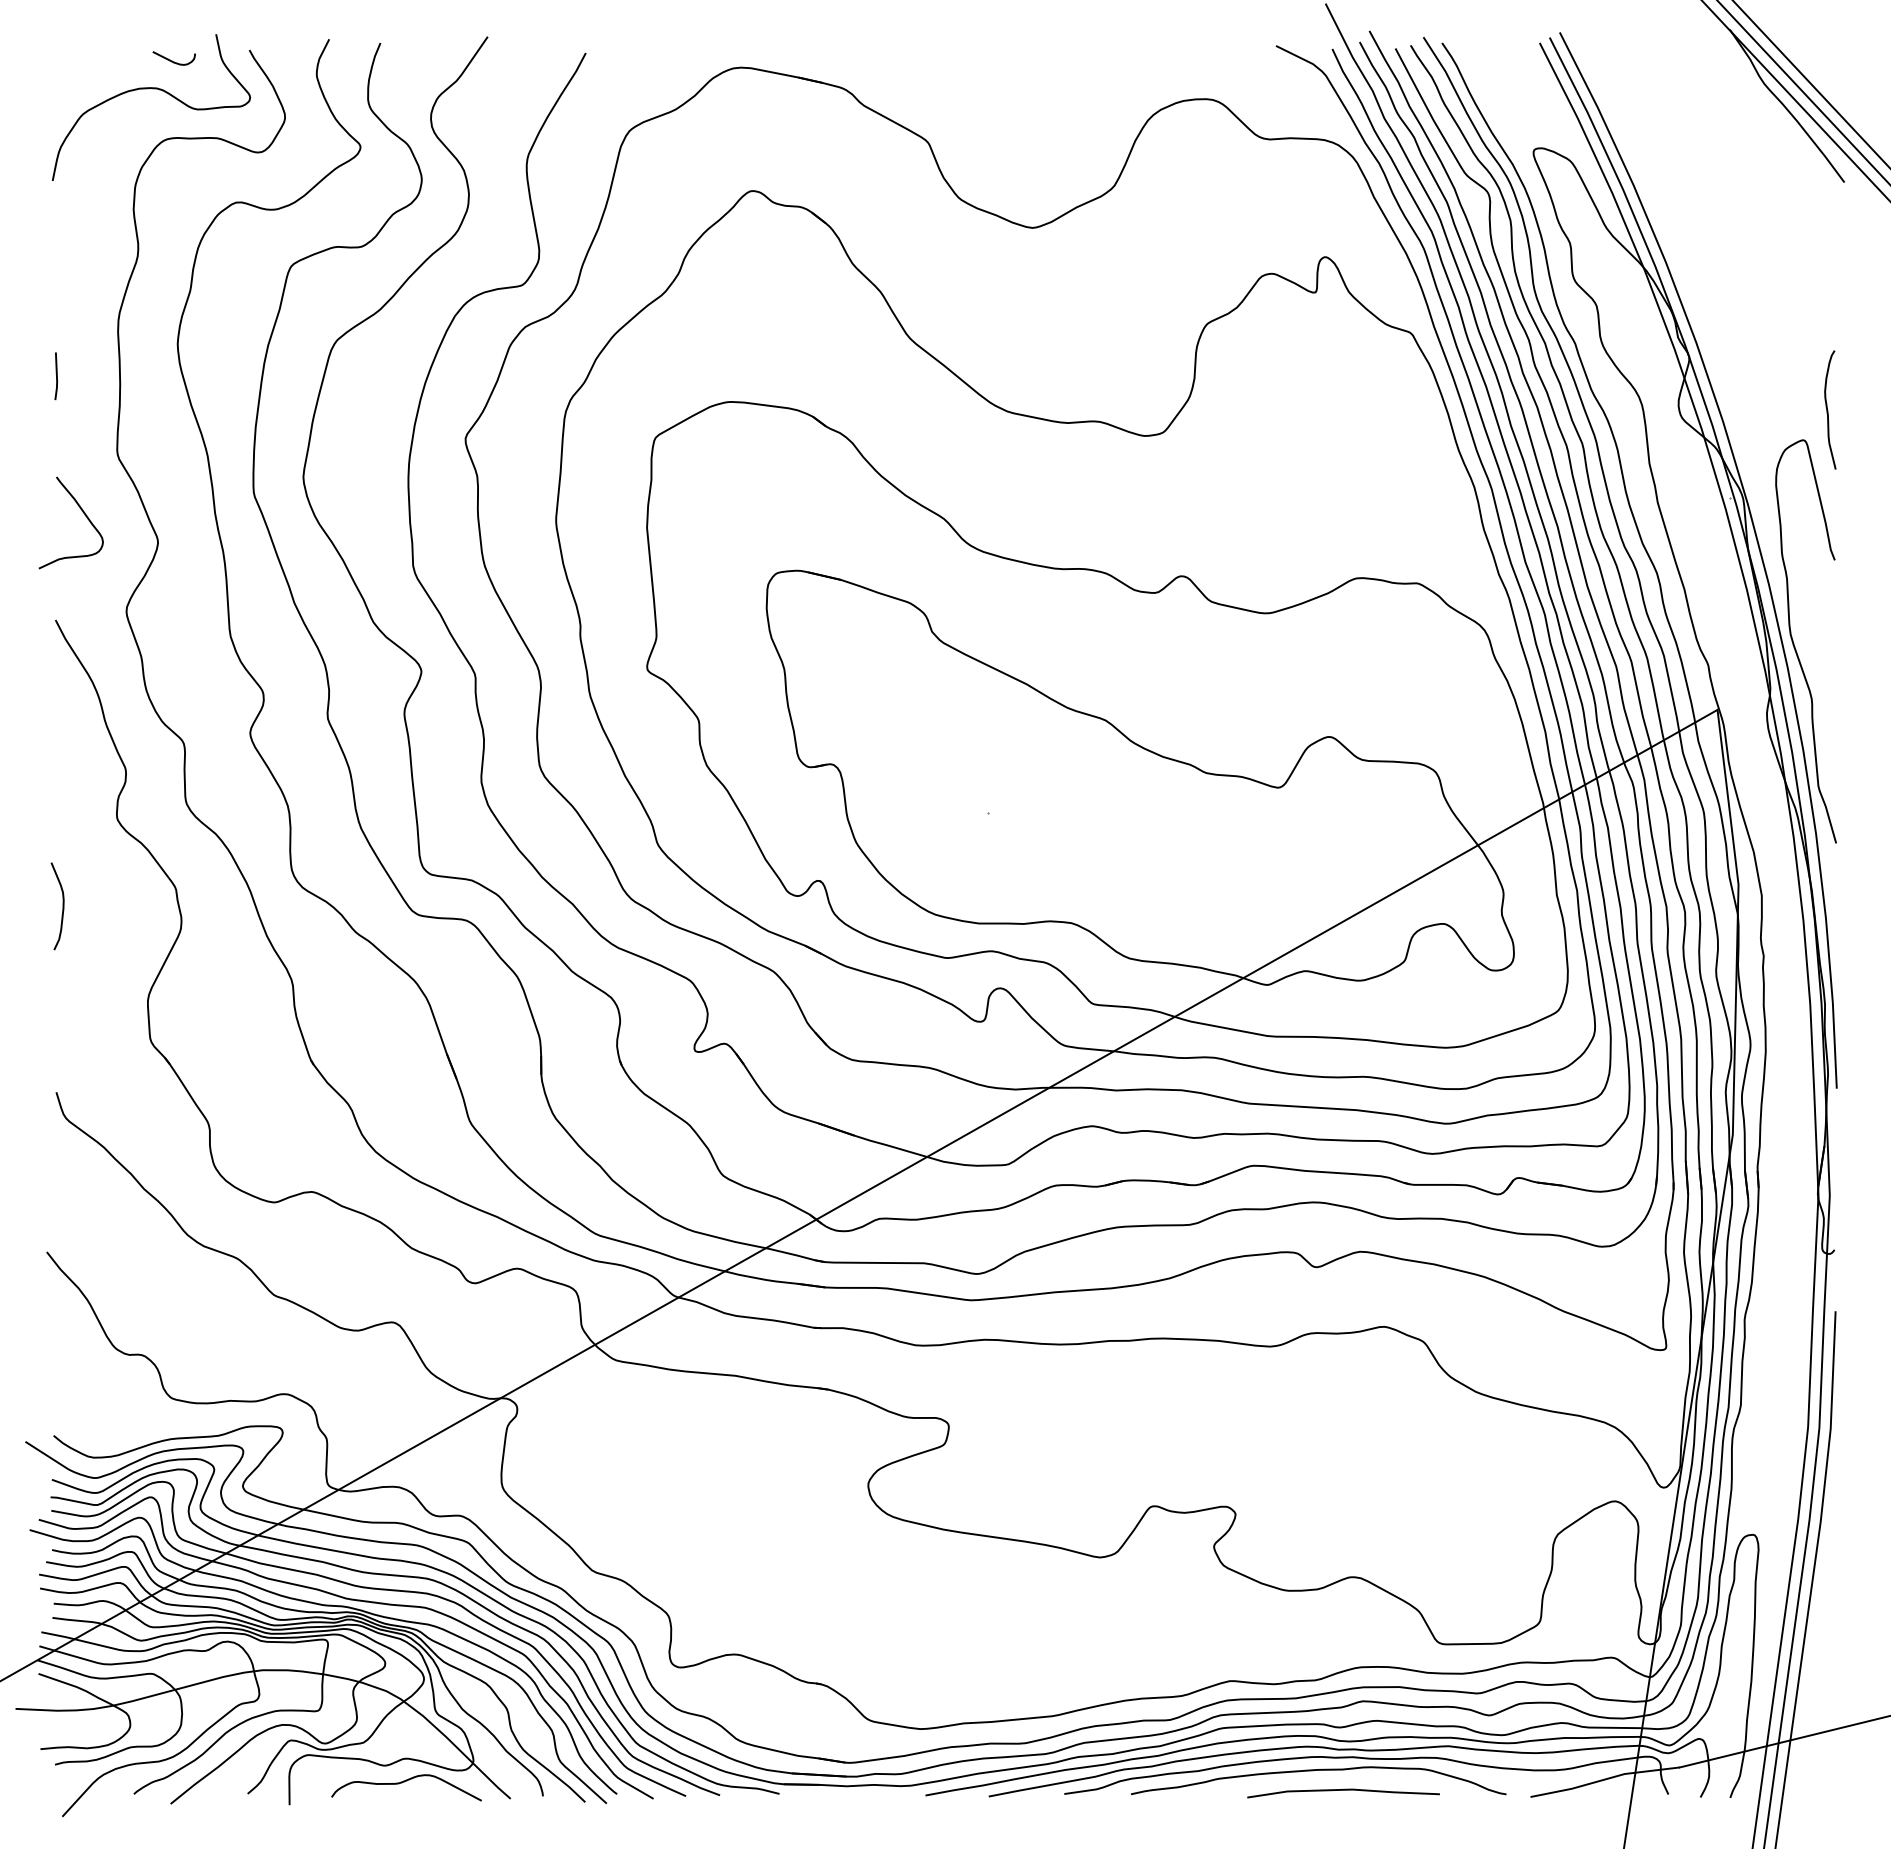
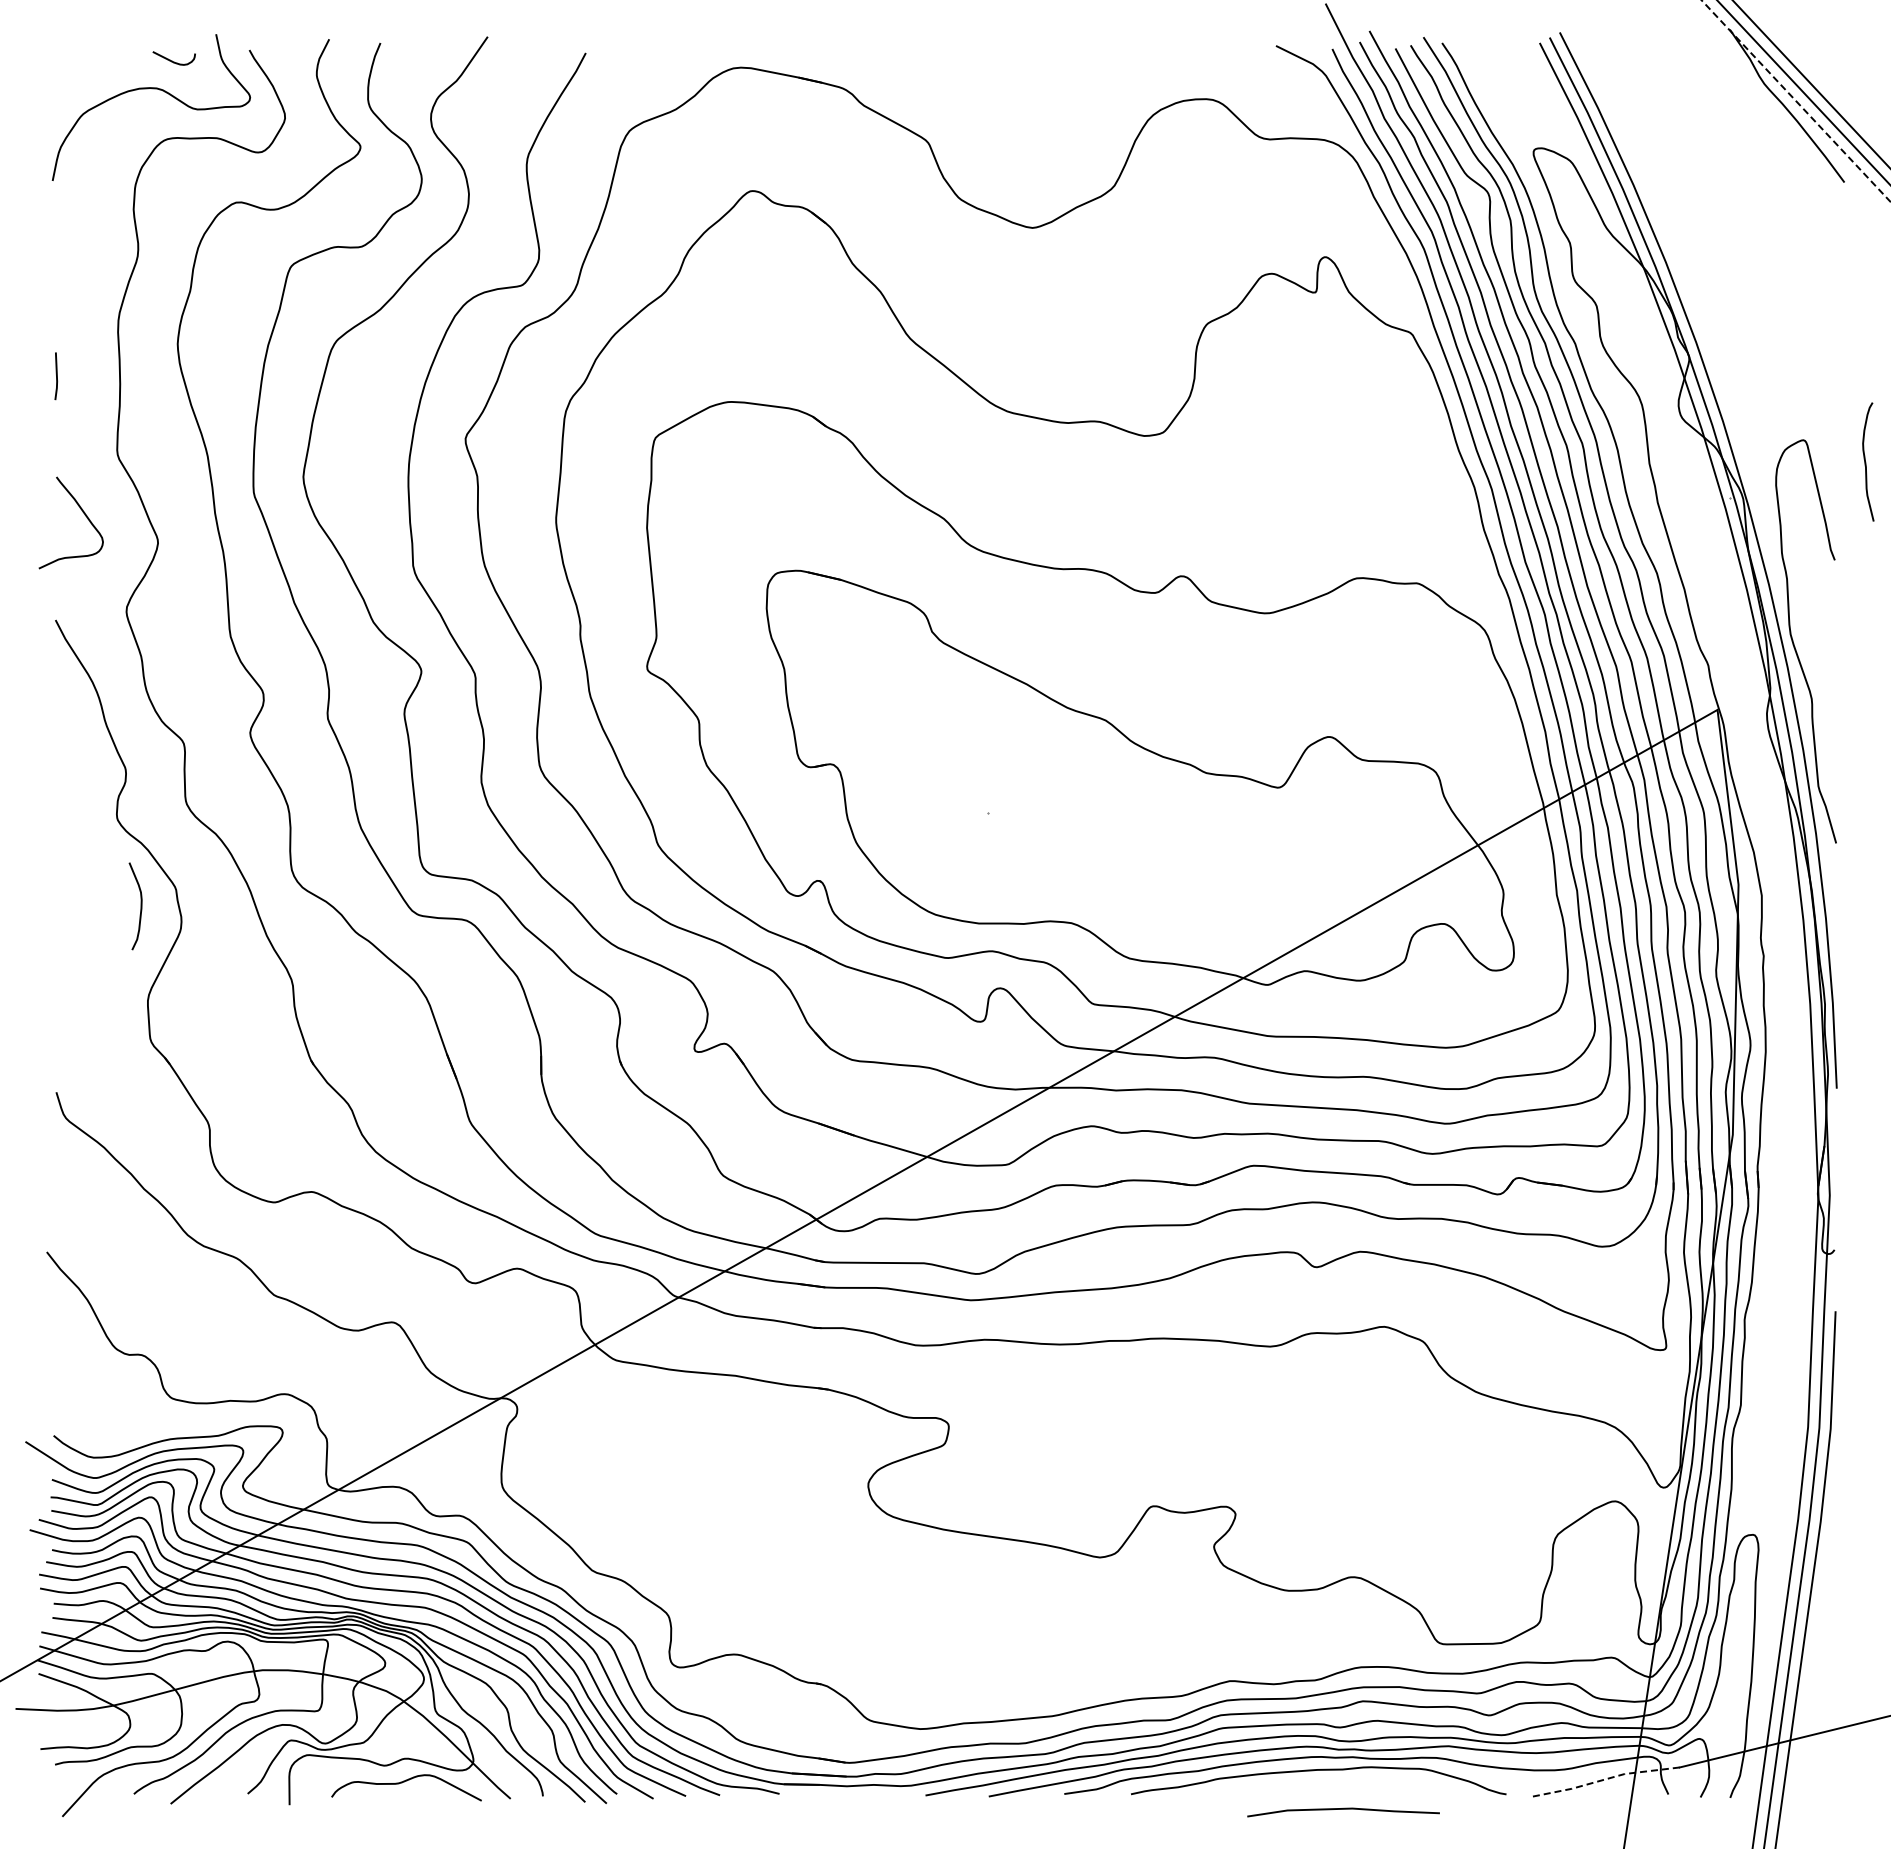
line: solid -> dashed (1796, 101)
curve position: (1828, 410) -> (1866, 462) (1866, 462)
curve position: (62, 906) -> (140, 906) (140, 906)
line: solid -> dashed (1604, 1779)
line position: (1343, 1790) -> (1343, 1809) (1343, 1809)
